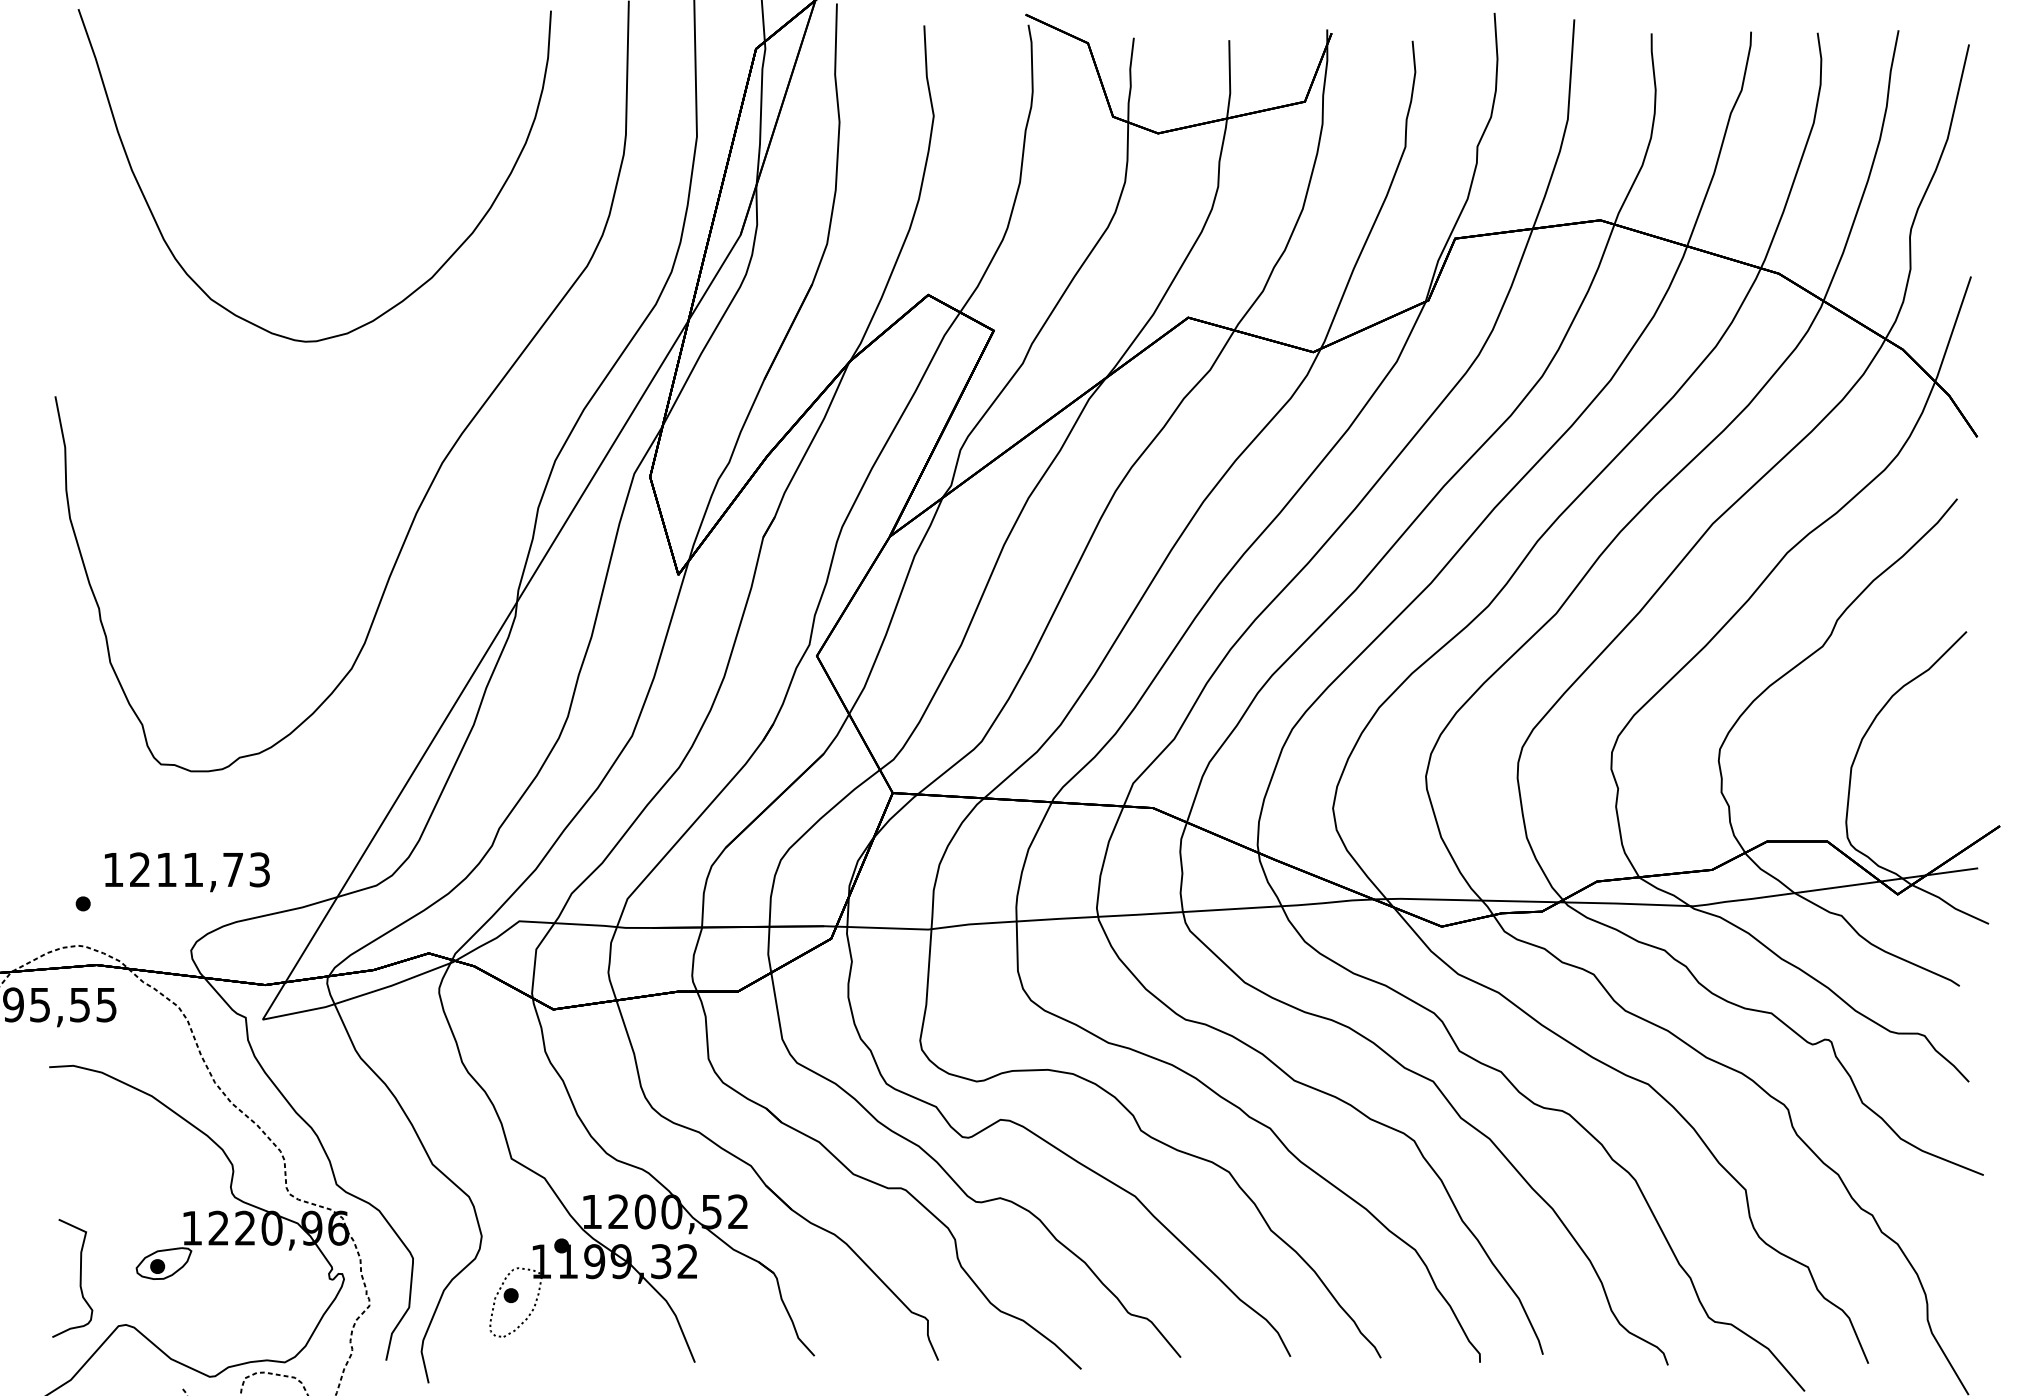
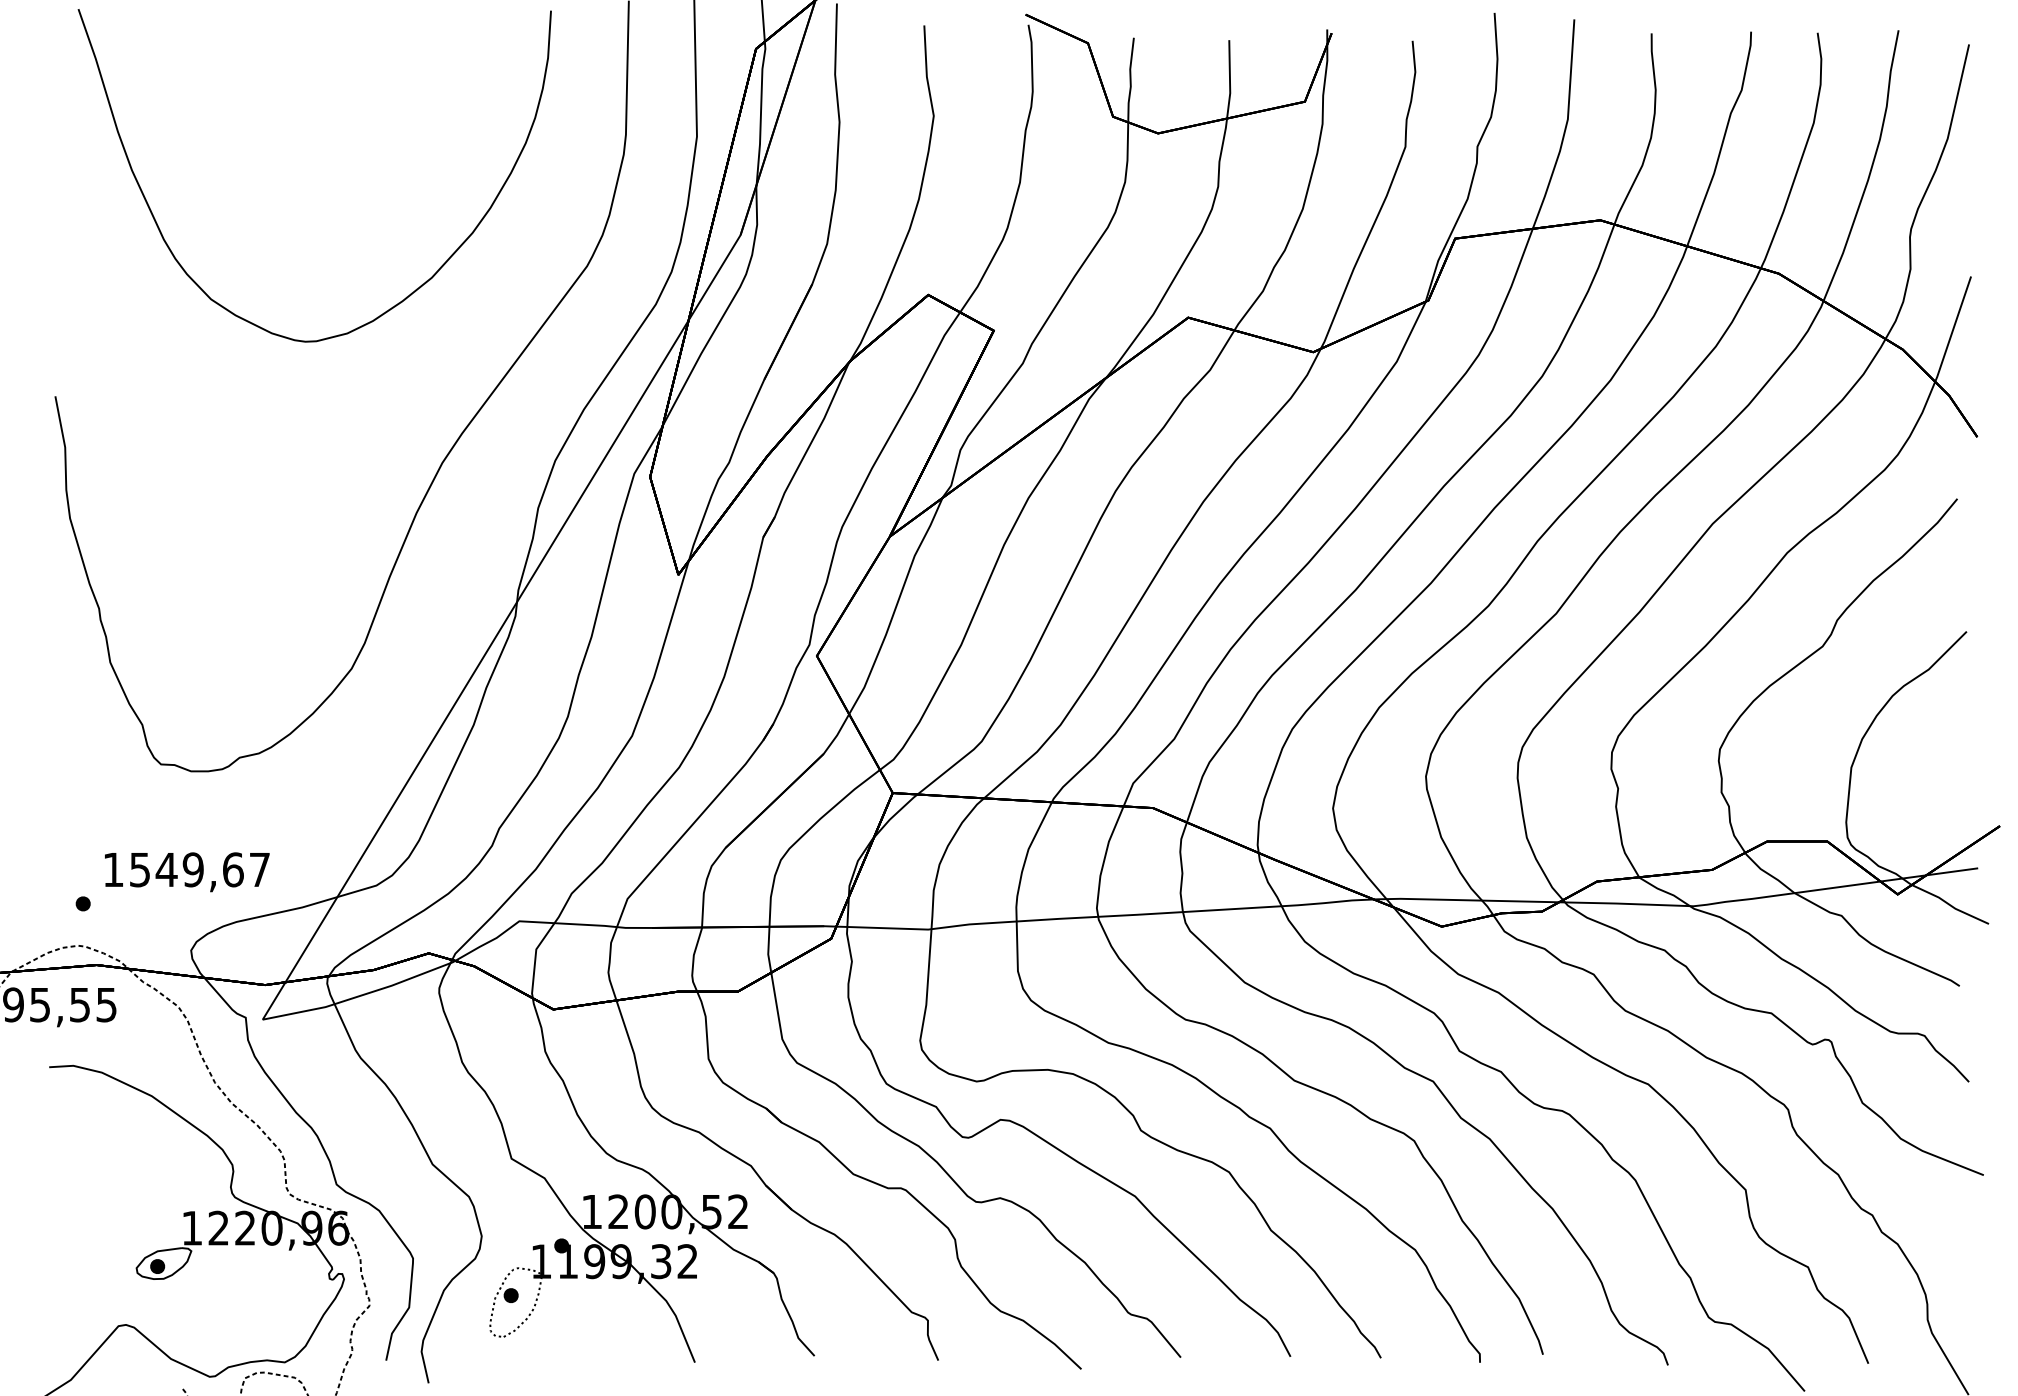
text: 1211,73 -> 1549,67 (199, 869)
curve: present -> none (79, 1277)
